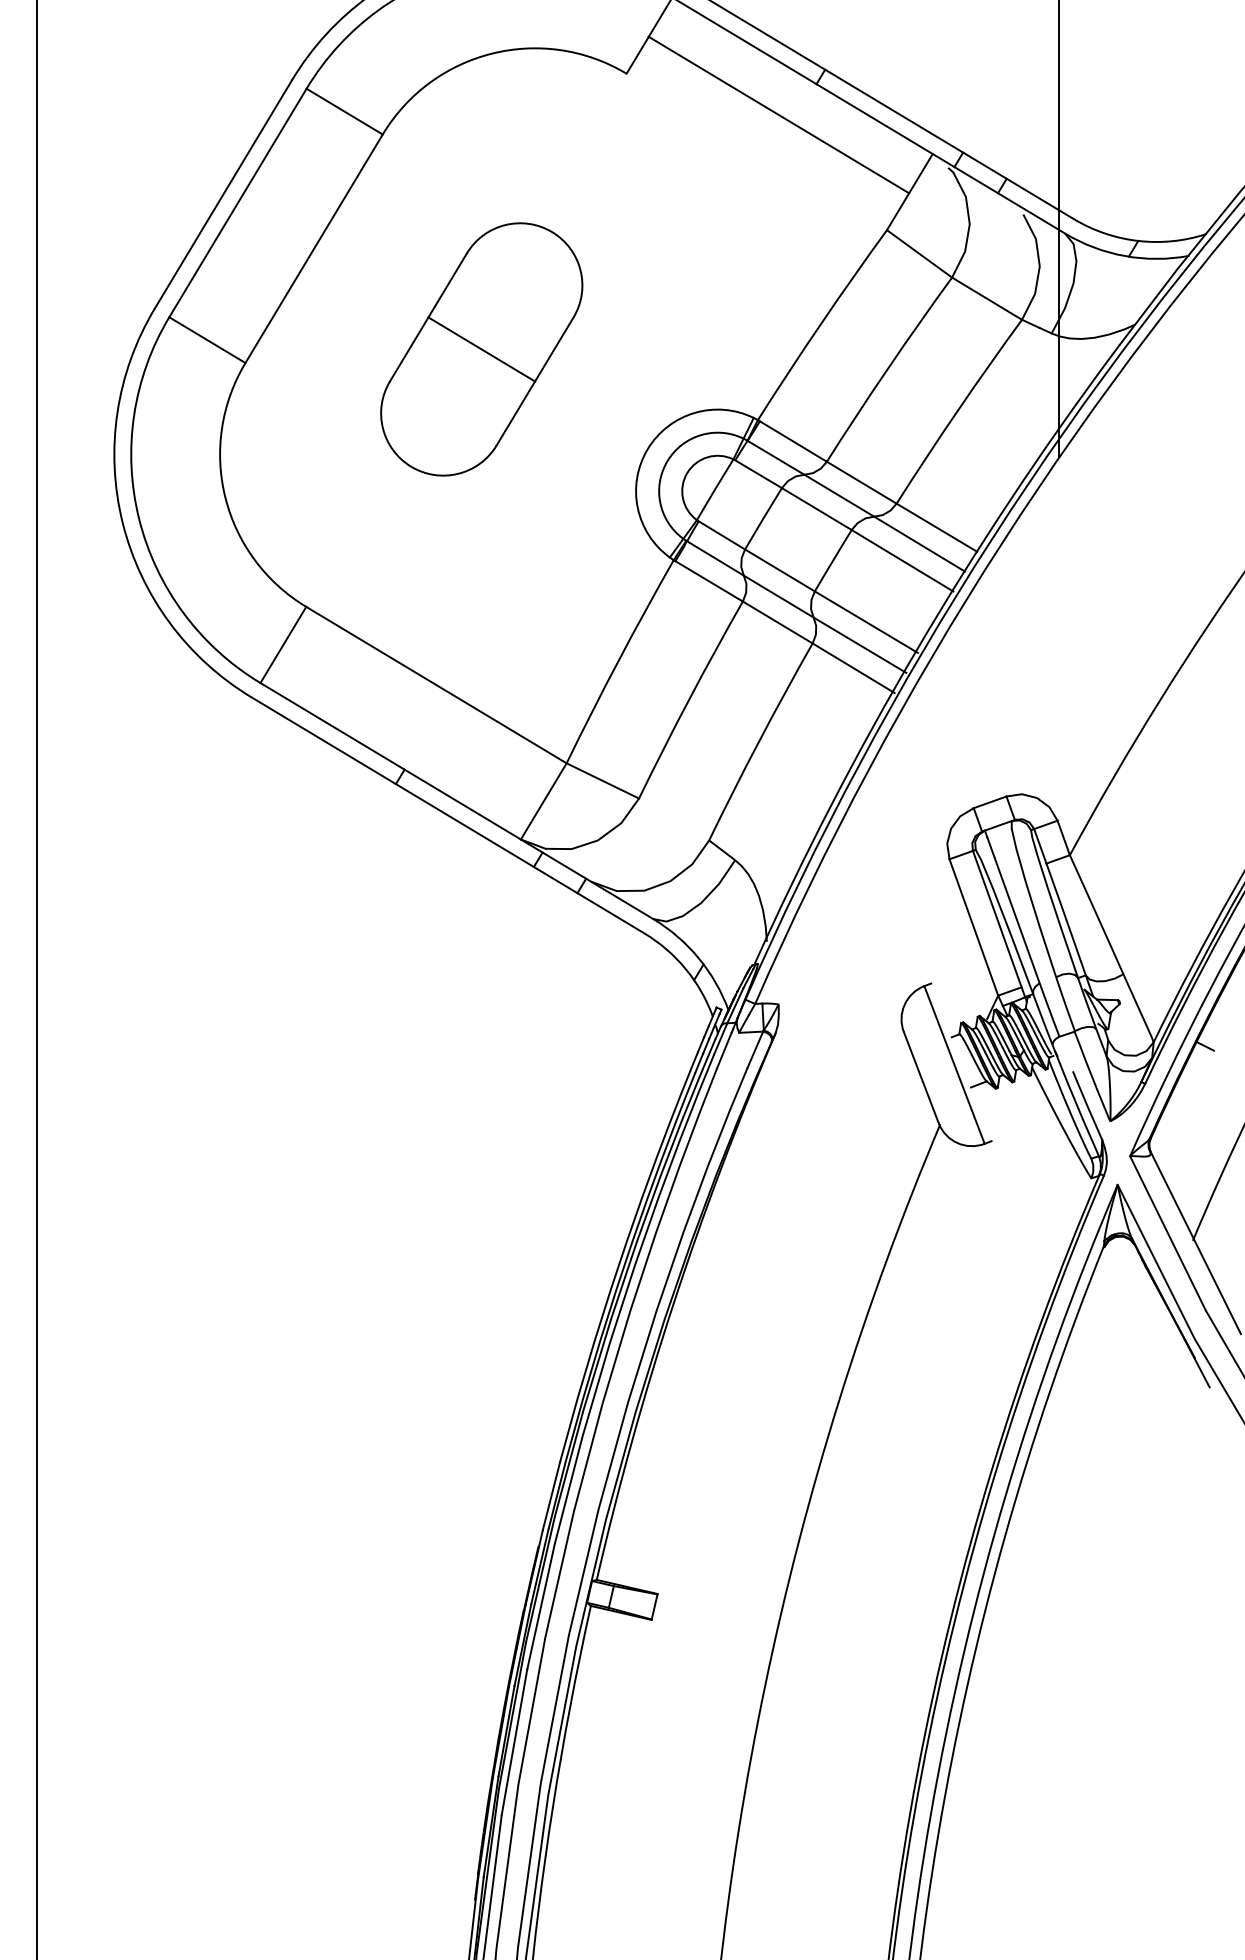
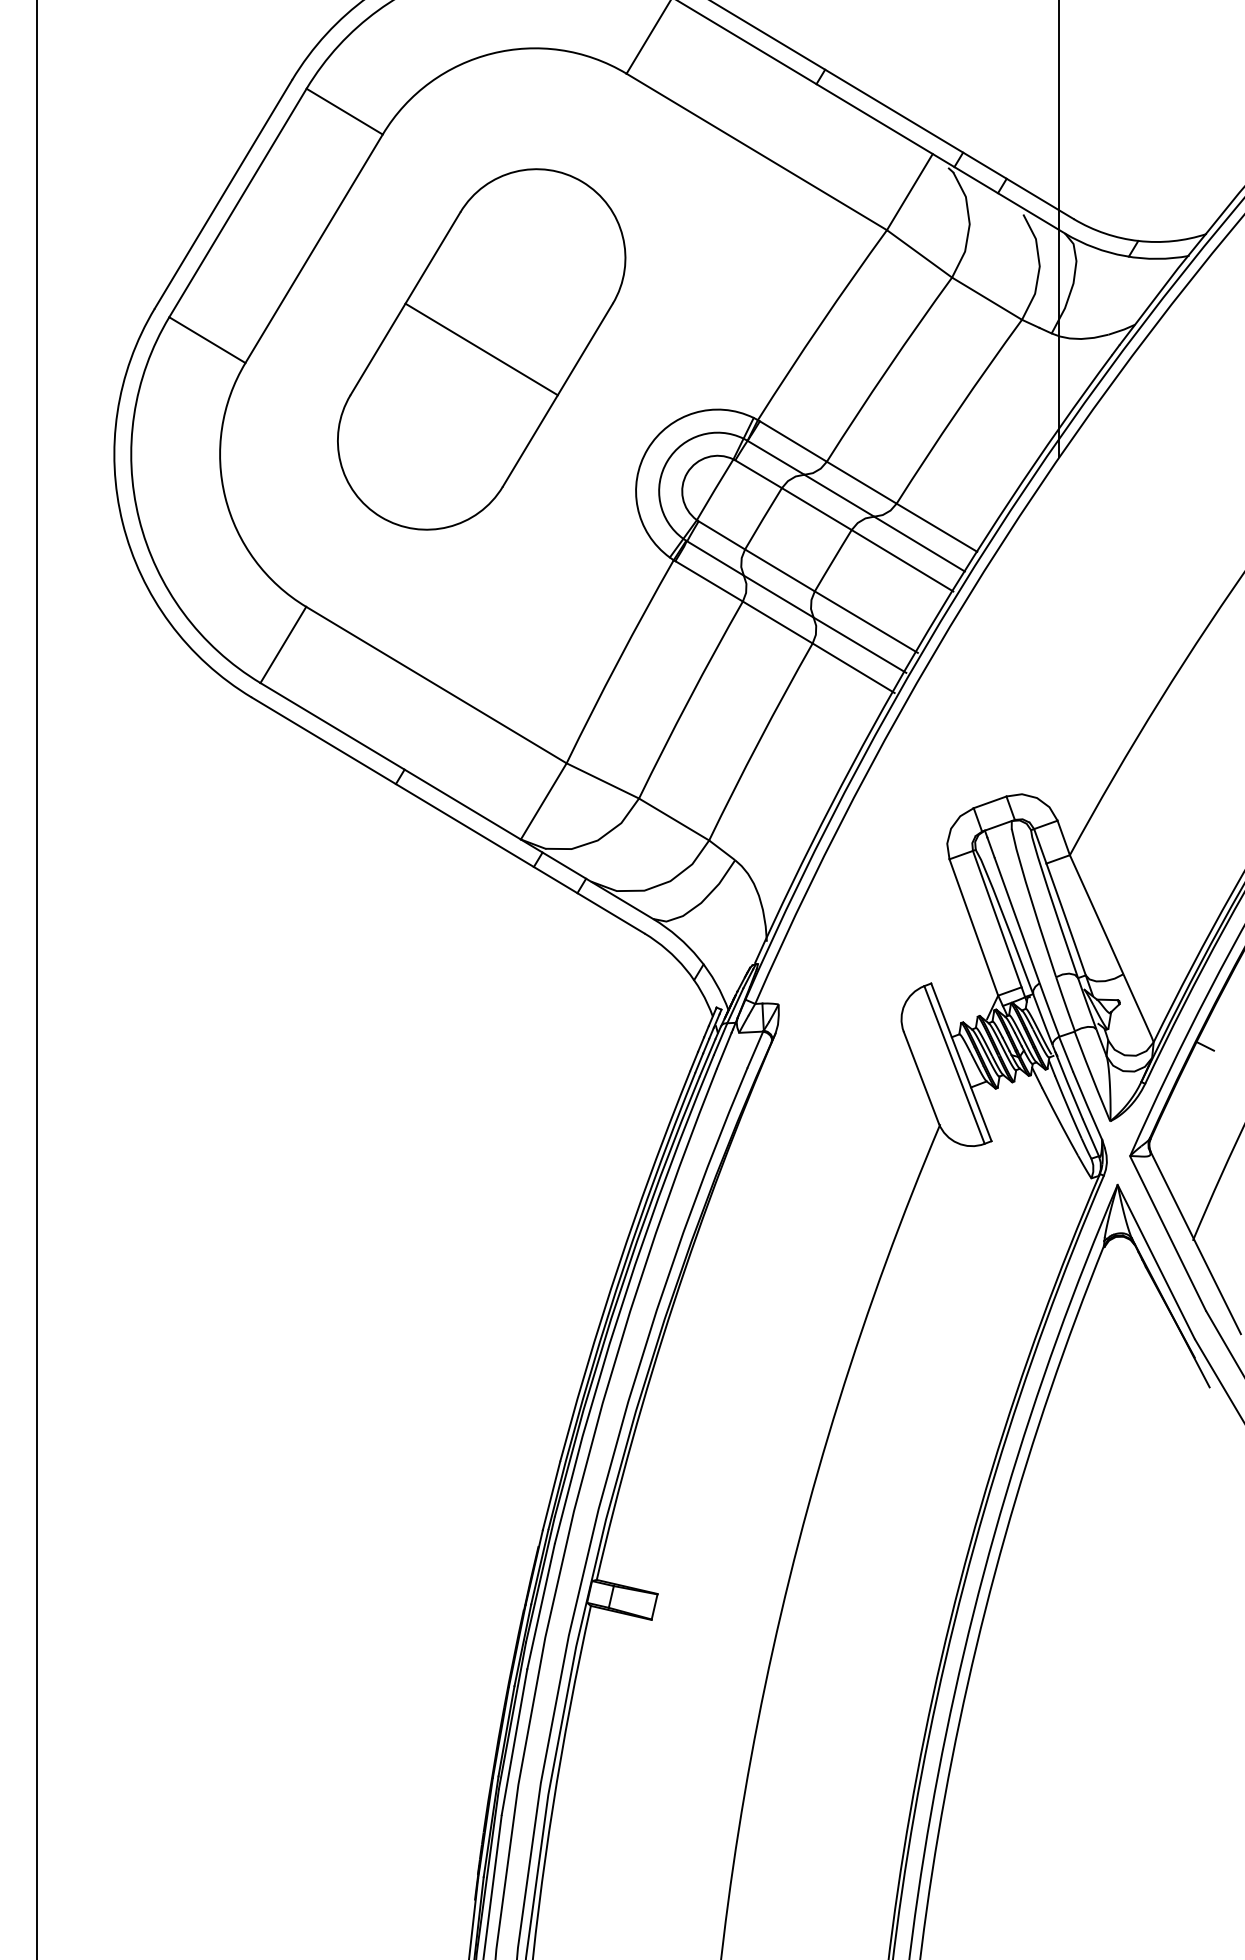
line position: (778, 114) -> (756, 151) (756, 151)
part size: 204x255 px -> 290x363 px (481, 349)
line: none -> present (674, 819)
line: none -> present (1065, 1053)
line: none -> present (961, 1062)
